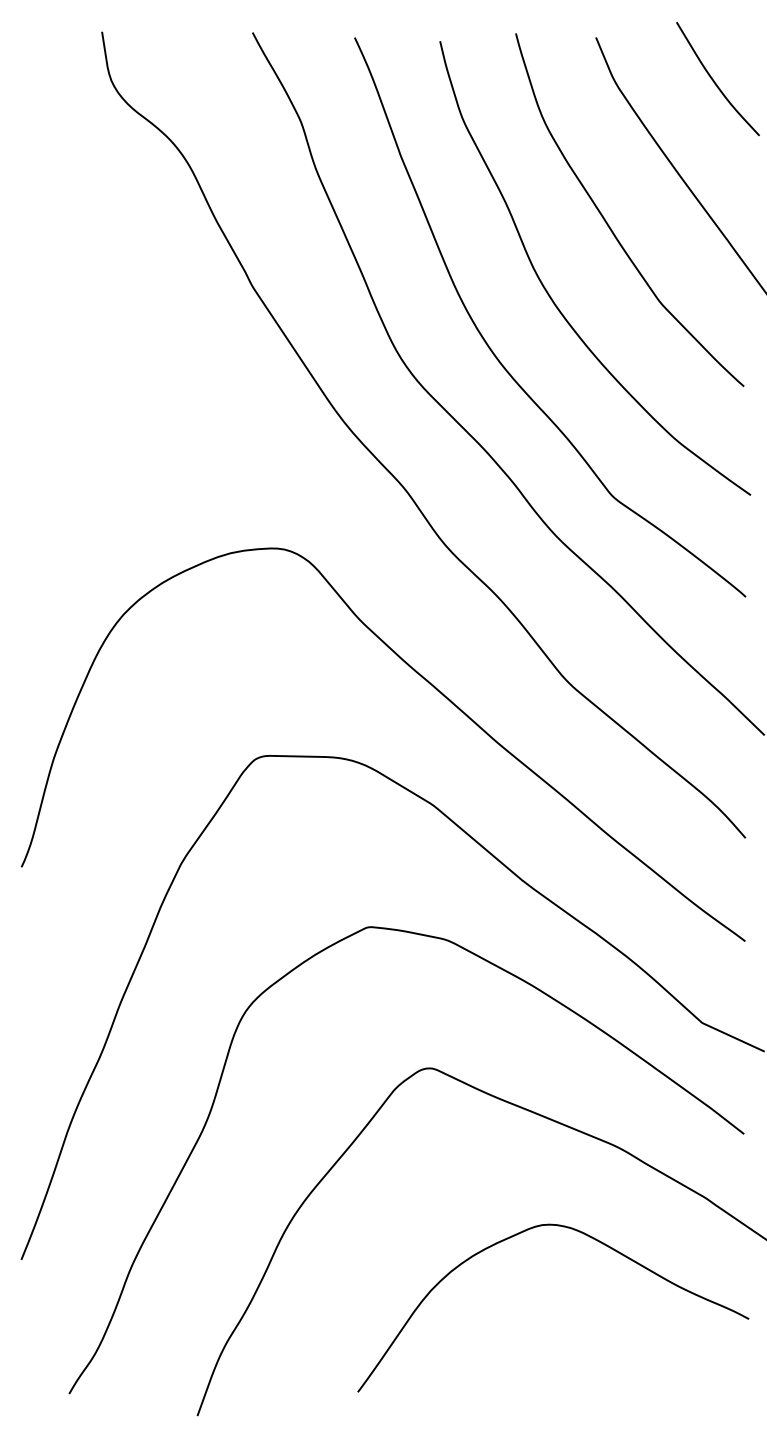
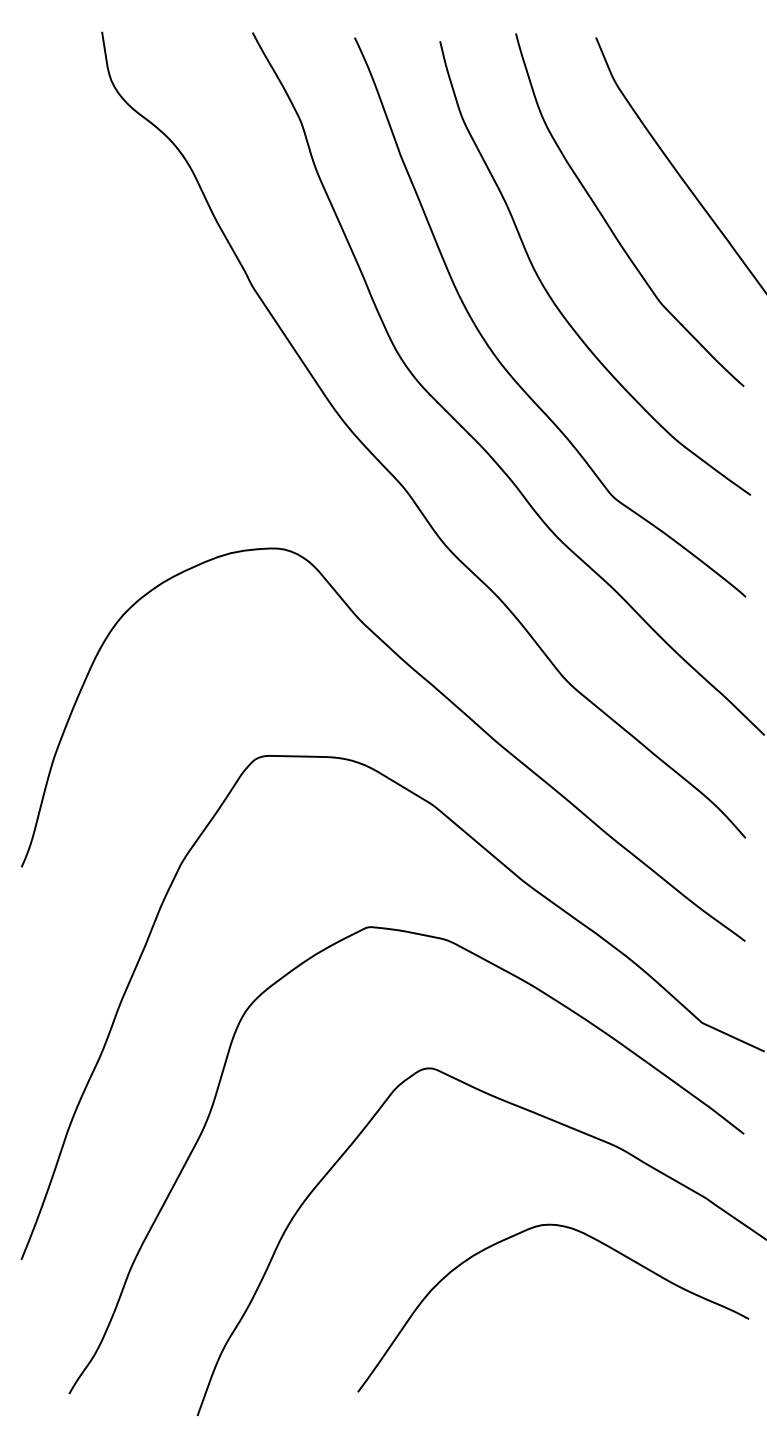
curve: present -> none (715, 81)
